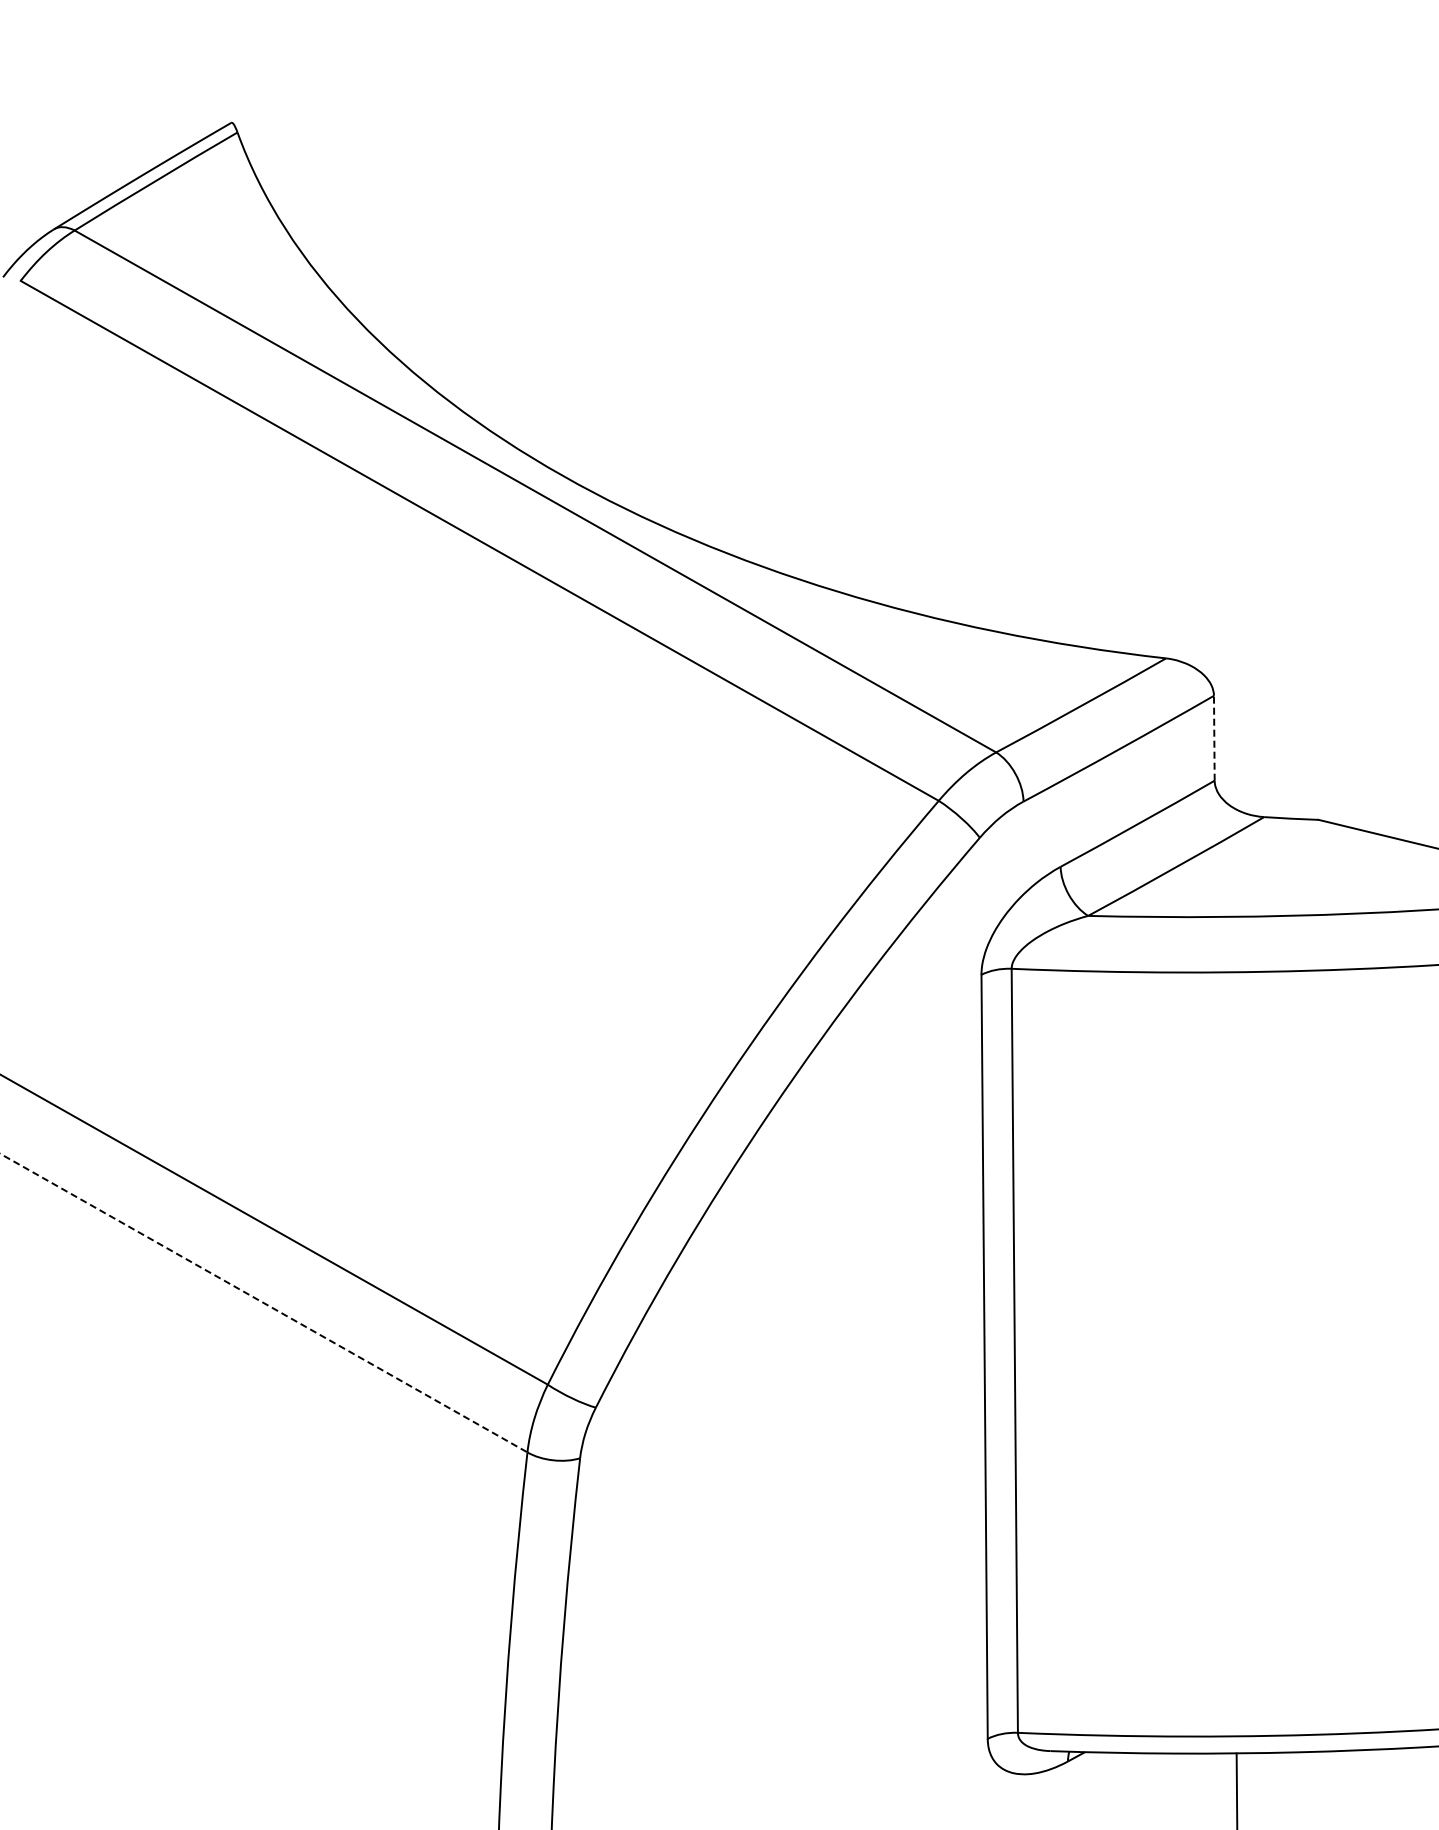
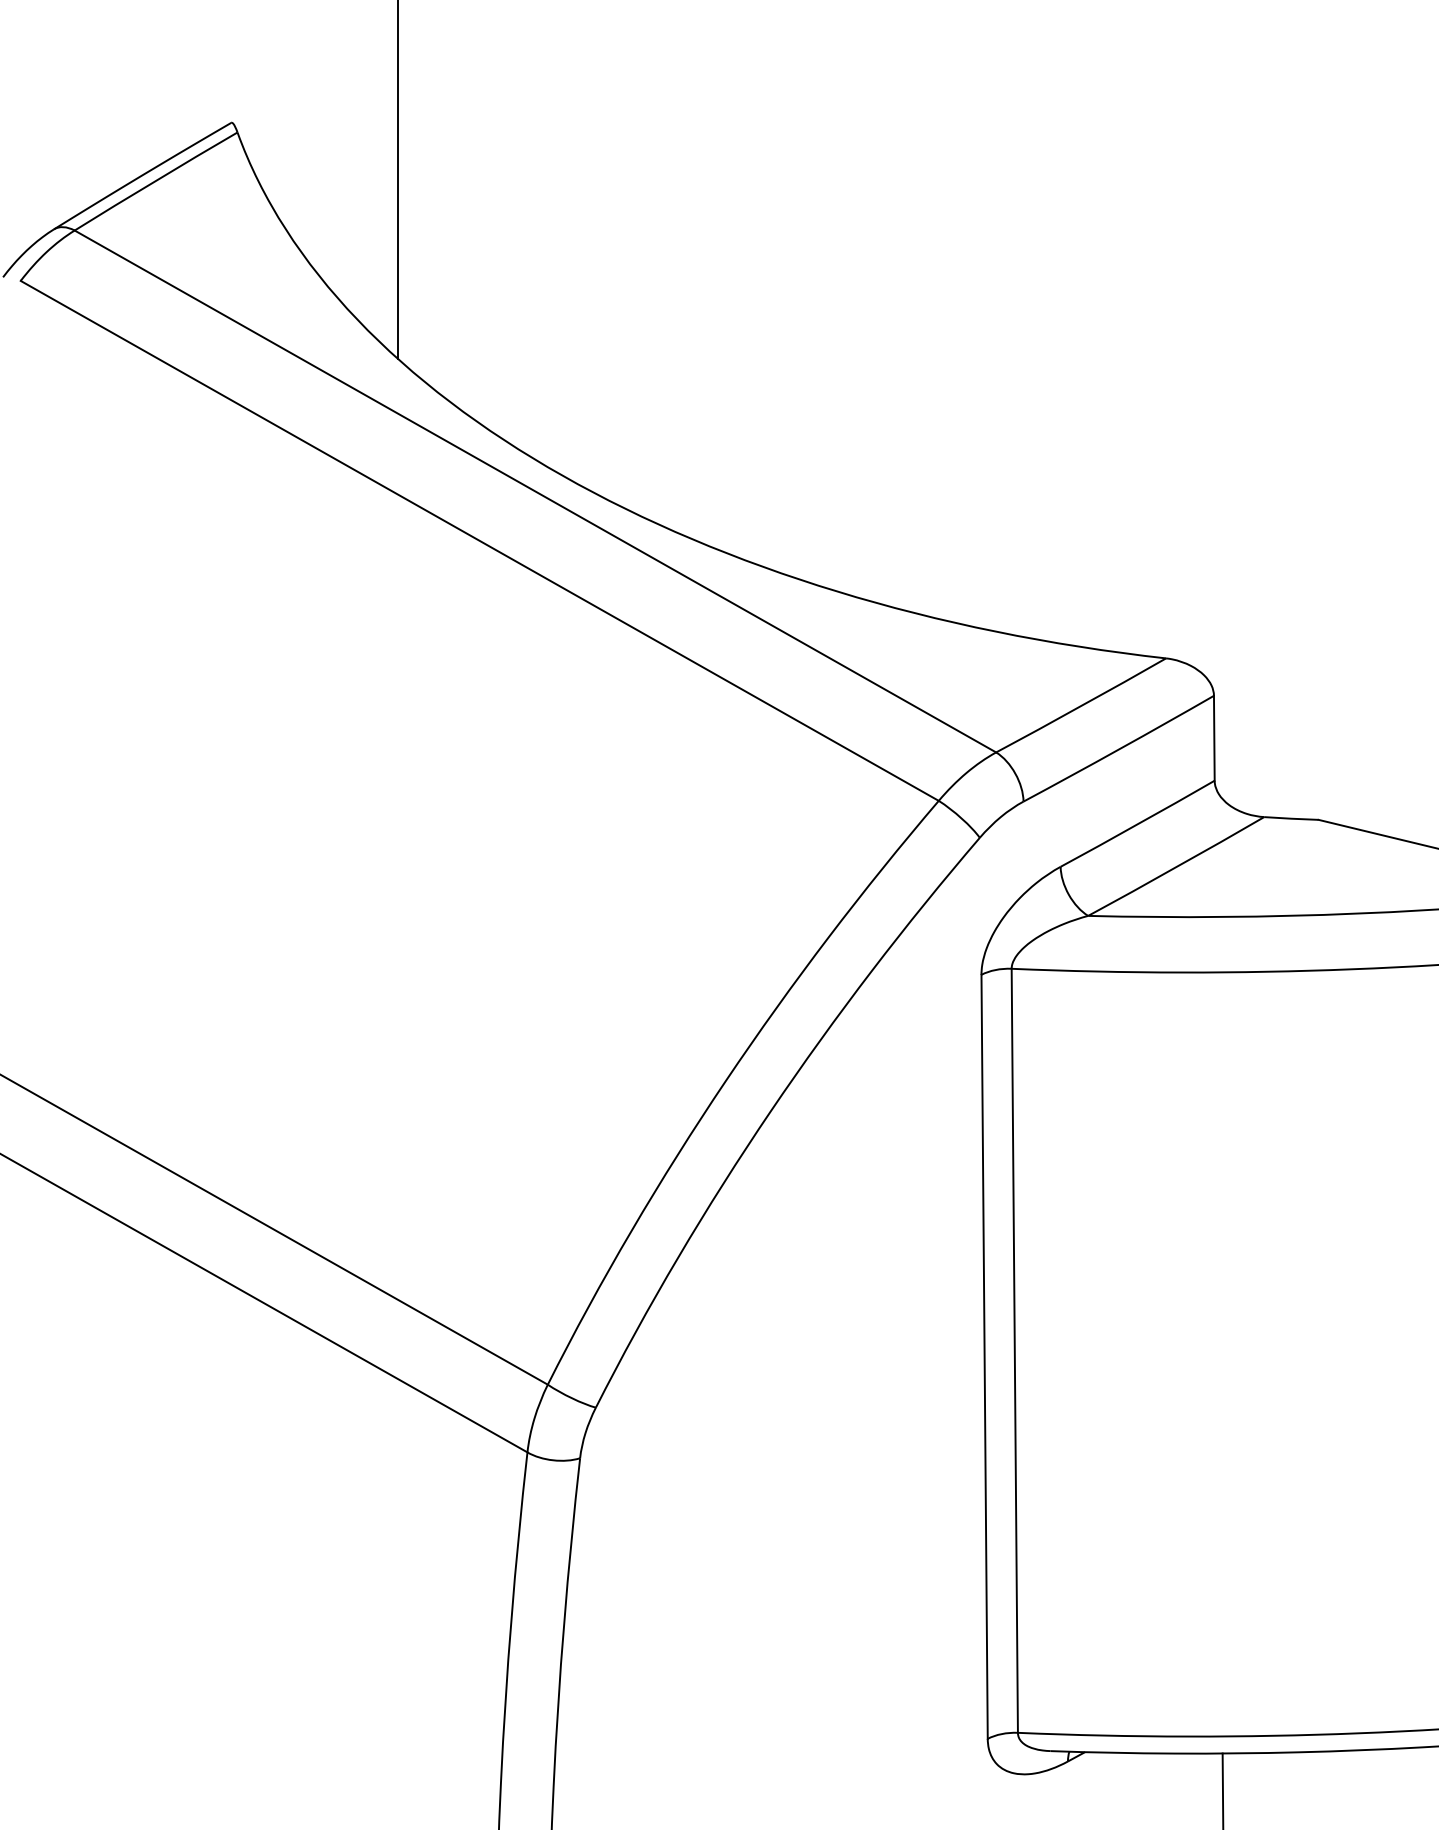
line: none -> present (398, 180)
line: dashed -> solid (1214, 737)
line: dashed -> solid (263, 1303)
line position: (1236, 1789) -> (1222, 1789) (1222, 1789)
